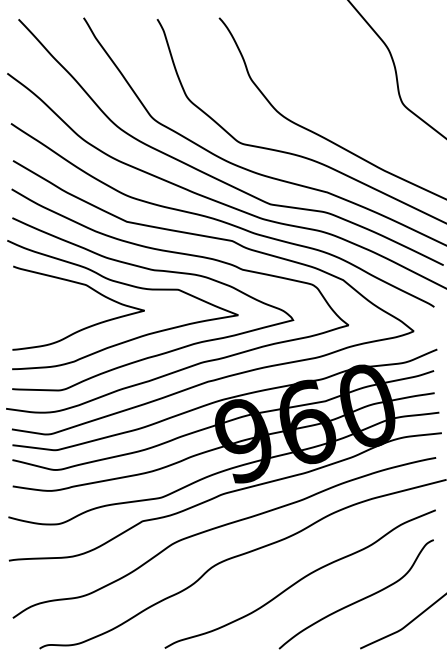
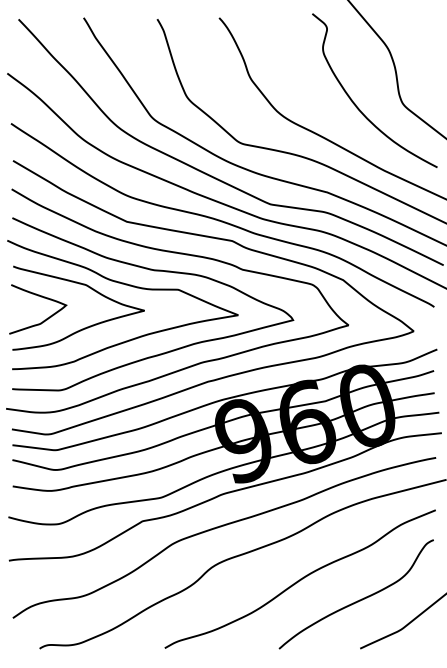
curve: none -> present (356, 104)
curve: none -> present (44, 319)
